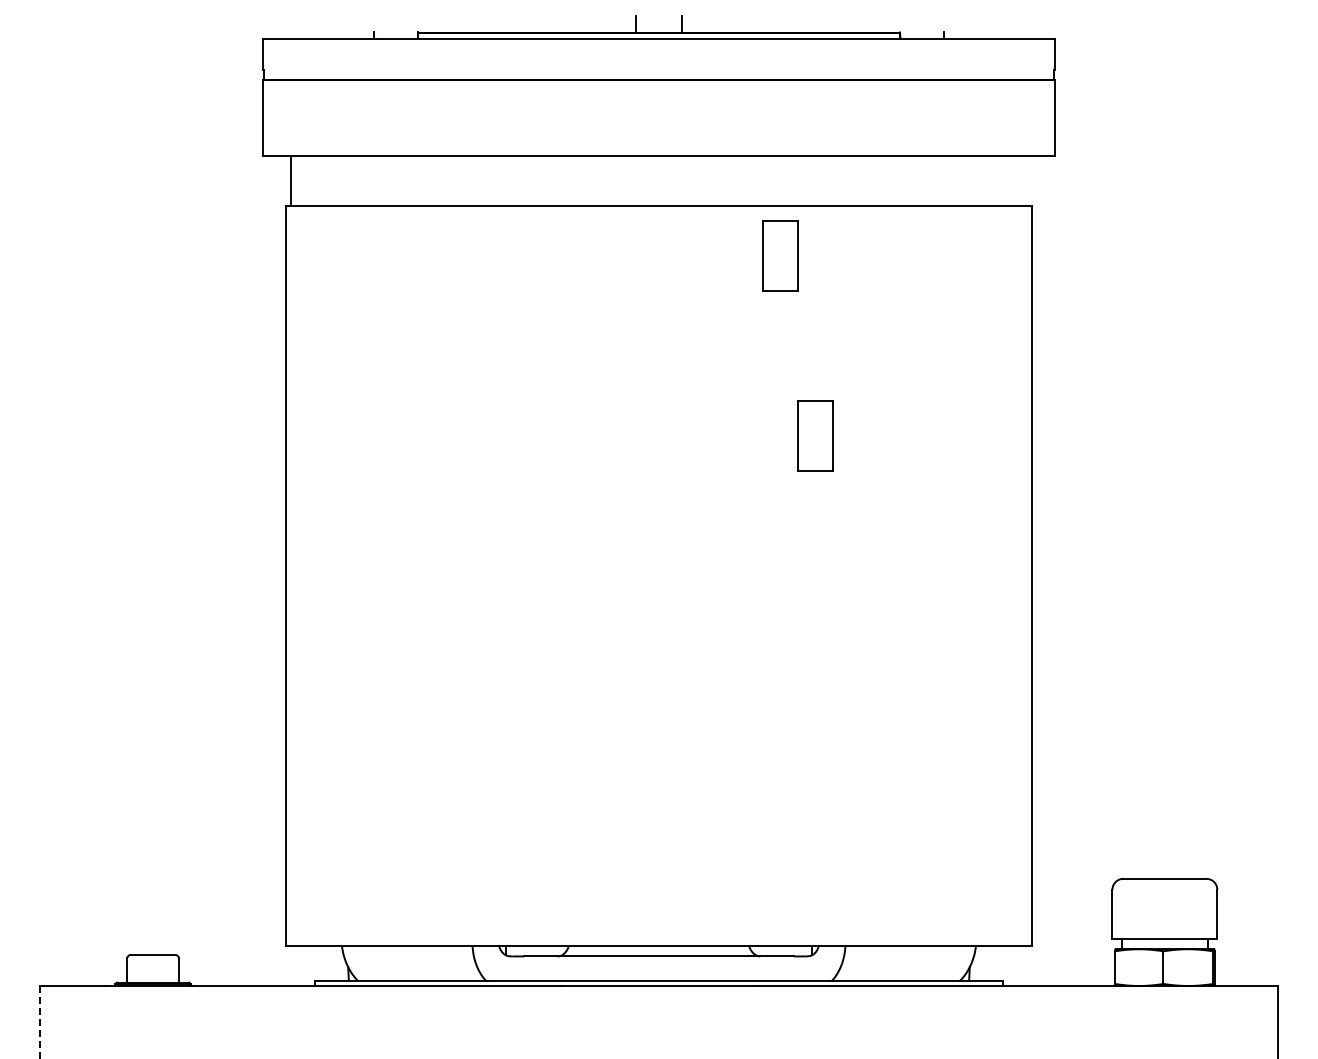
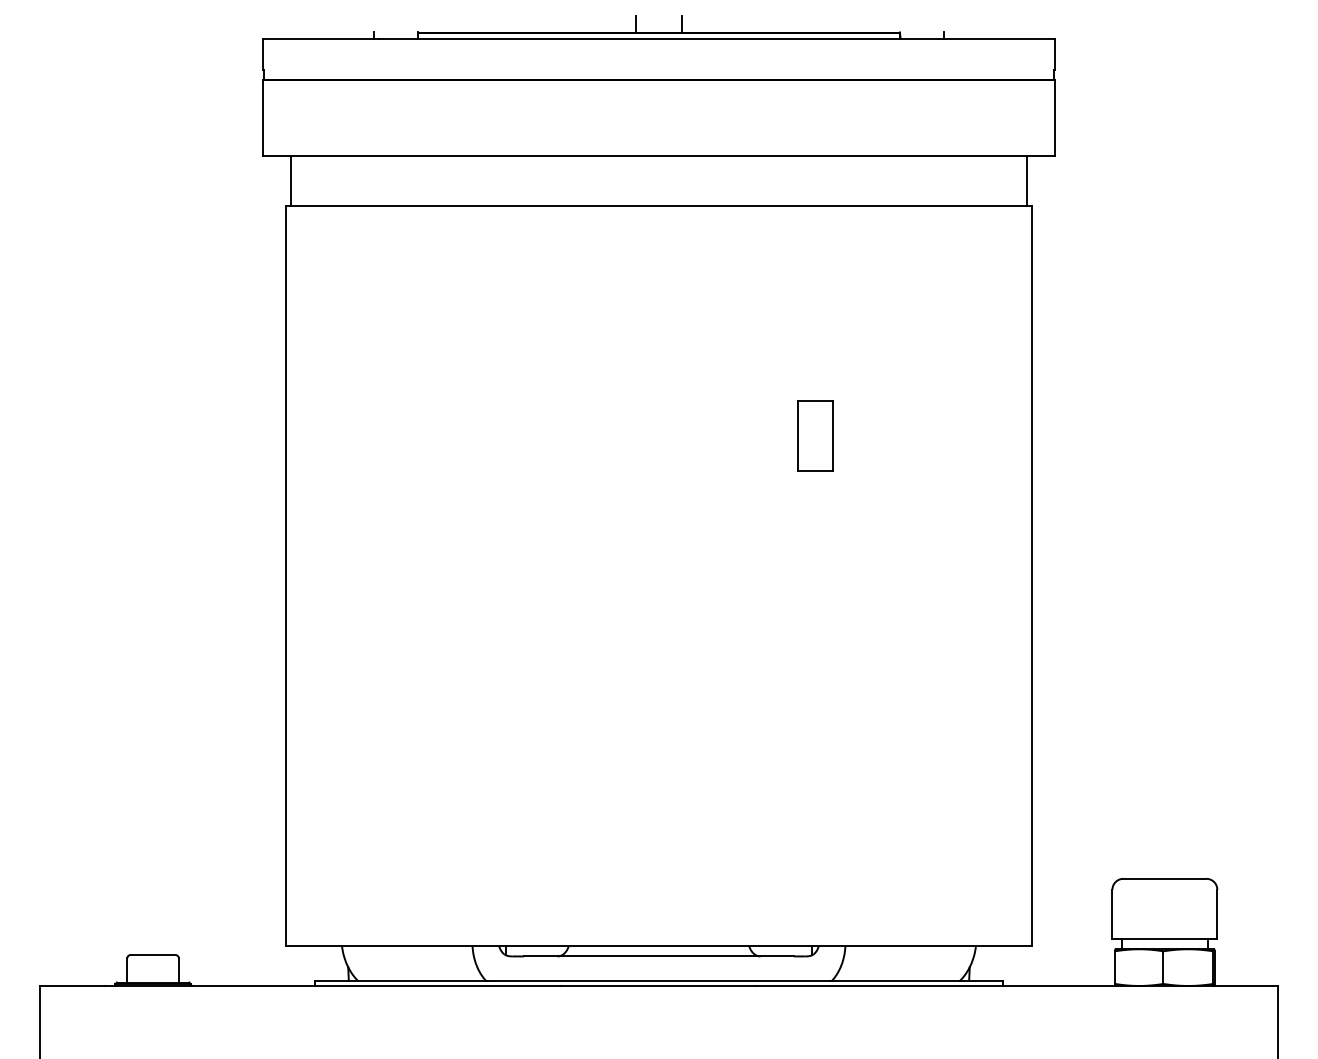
line: none -> present (1027, 180)
part: present -> none (780, 255)
line: dashed -> solid (39, 1022)
